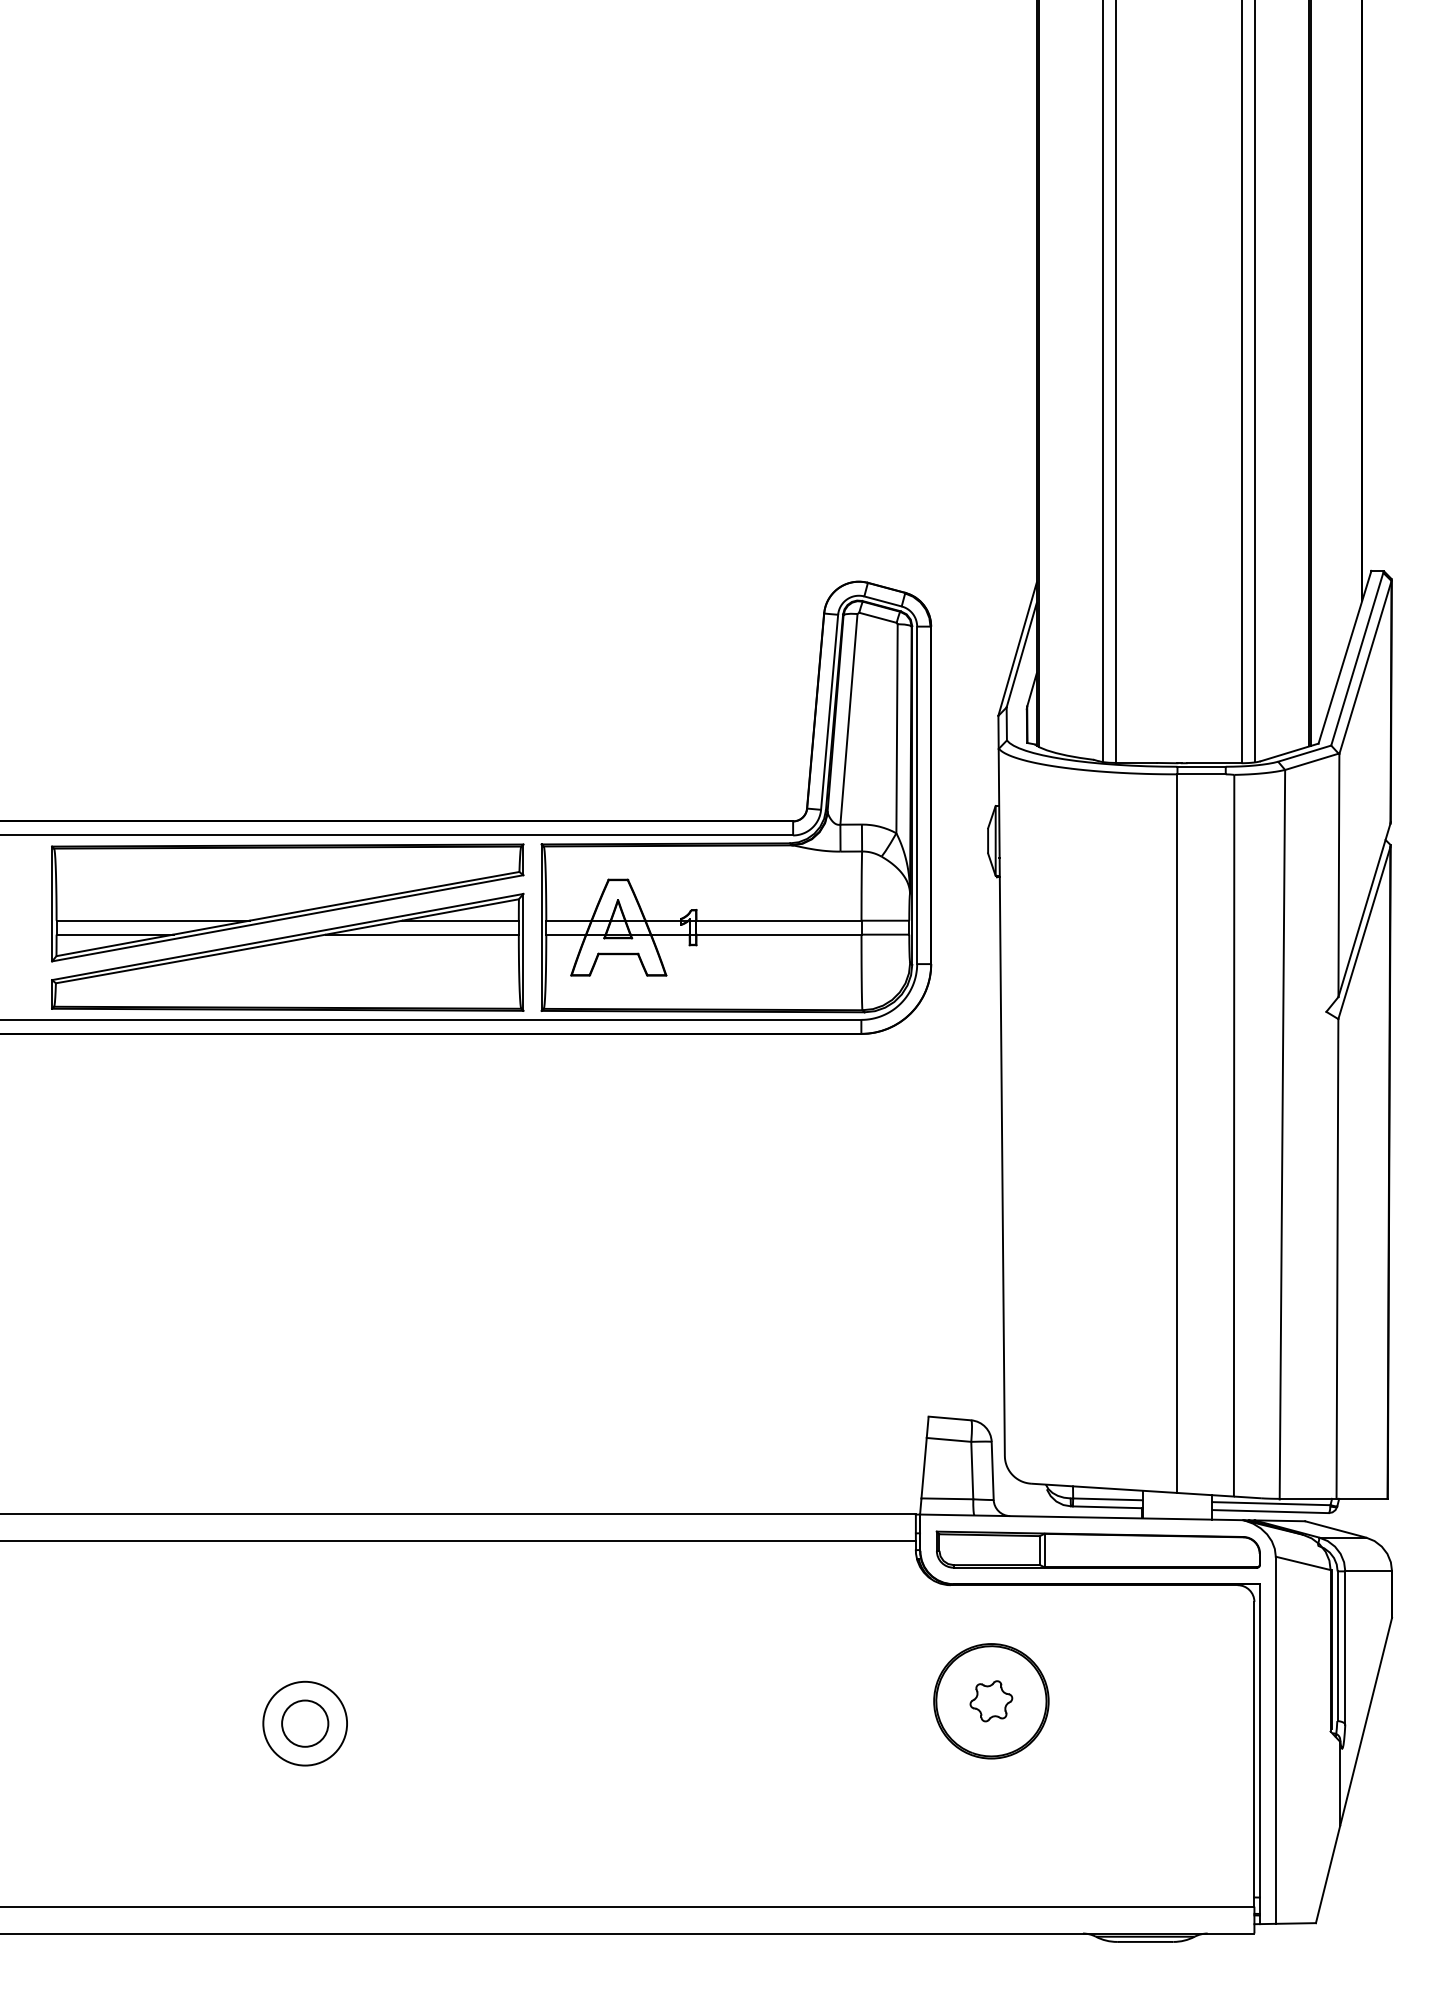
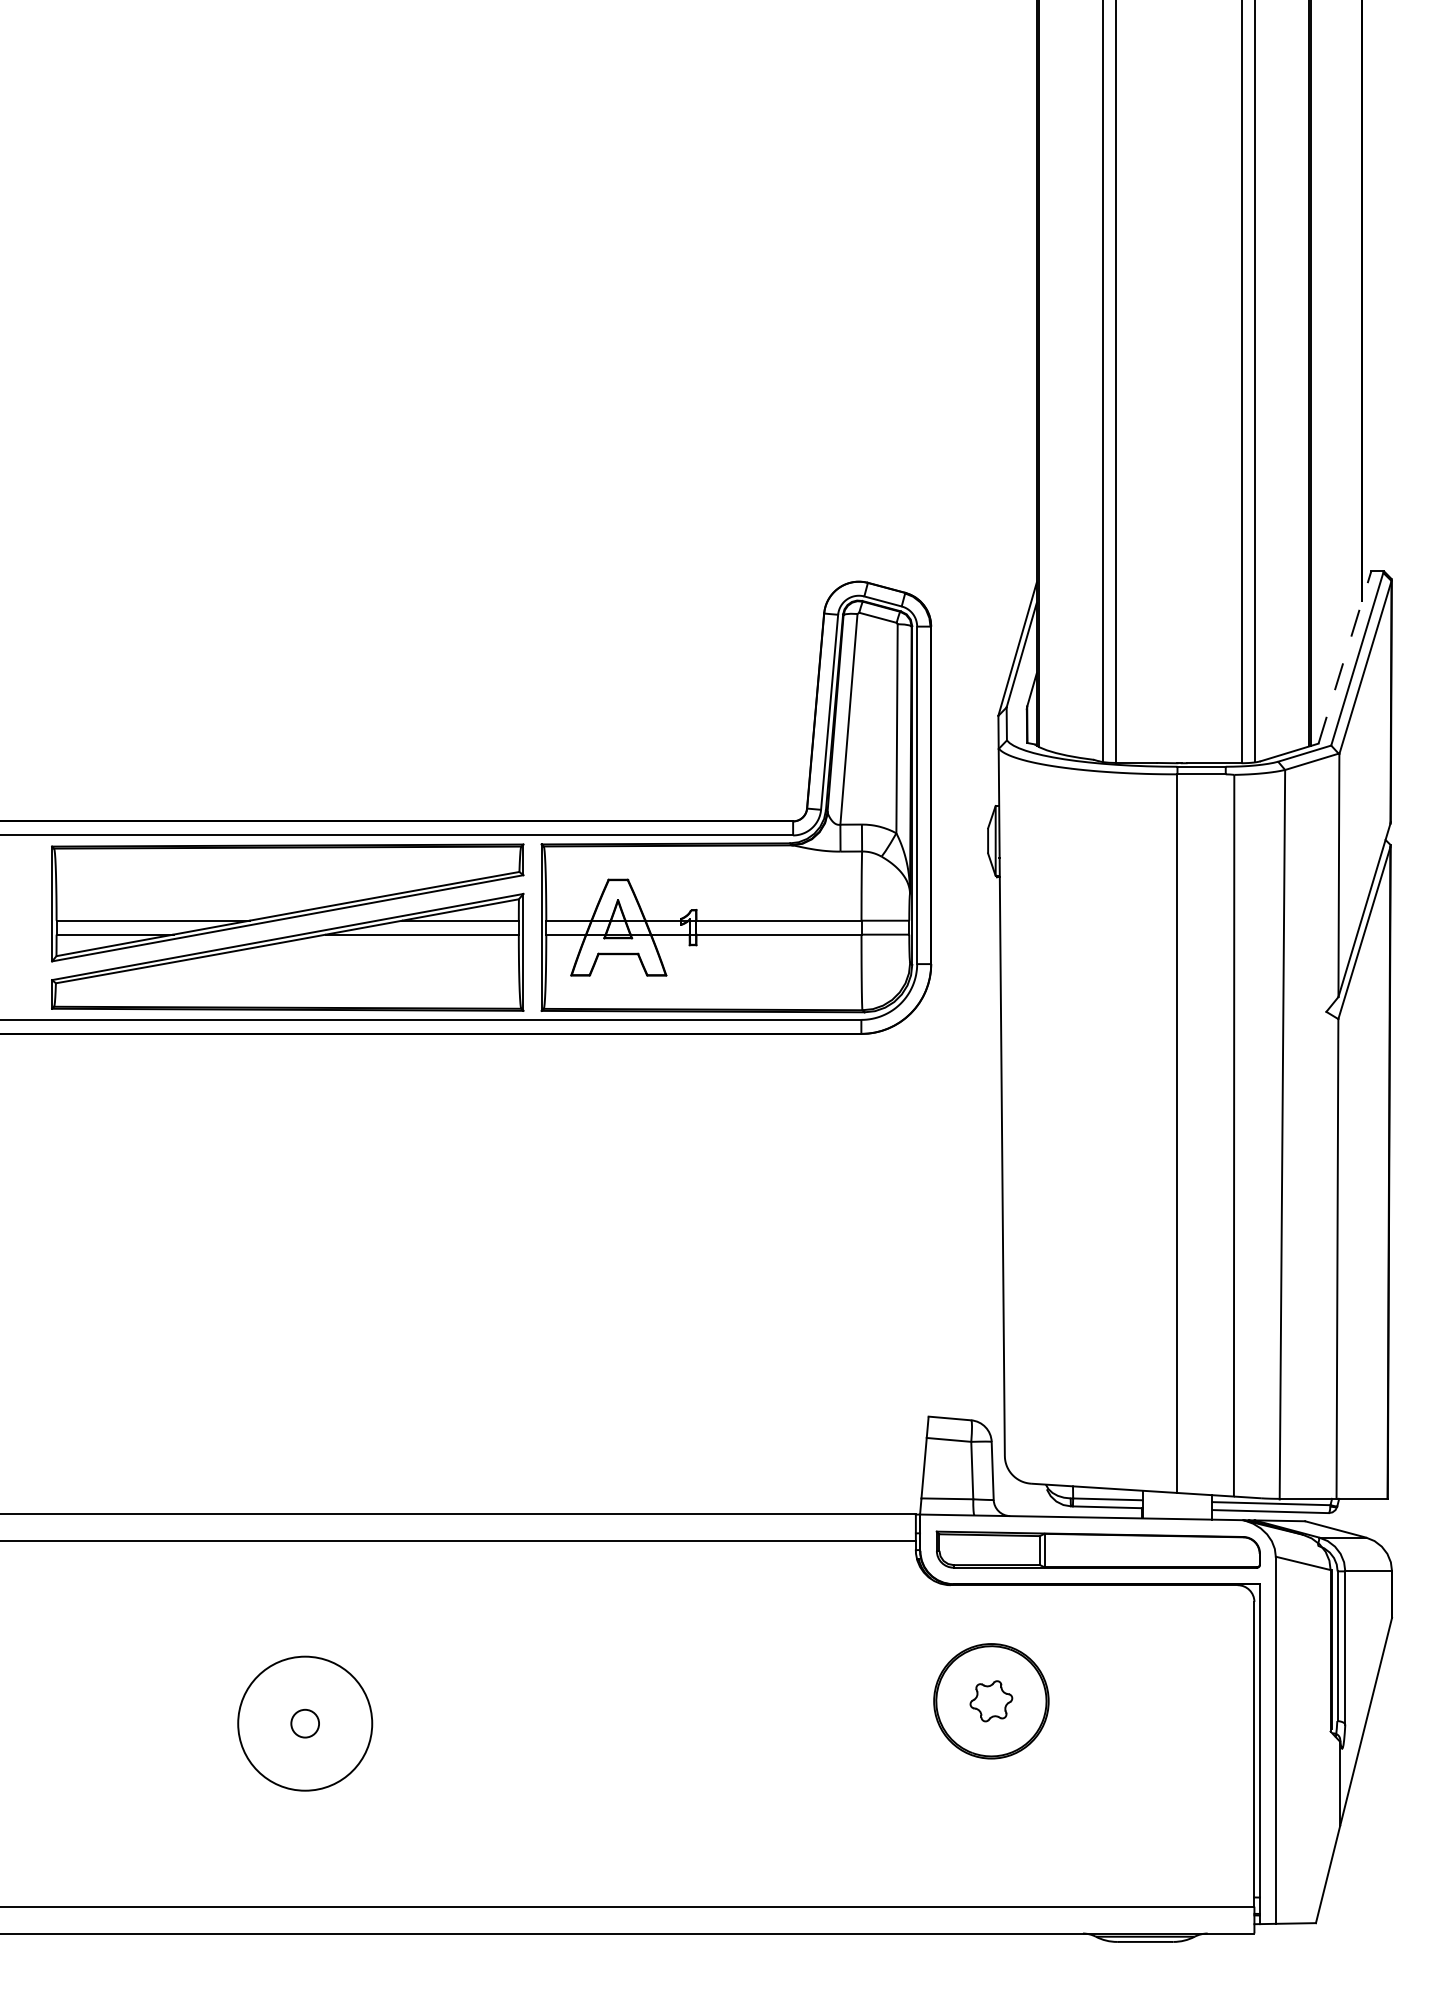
line: solid -> dashed (1345, 656)
circle diameter: 46 px -> 28 px (305, 1723)
circle diameter: 84 px -> 134 px (305, 1723)
